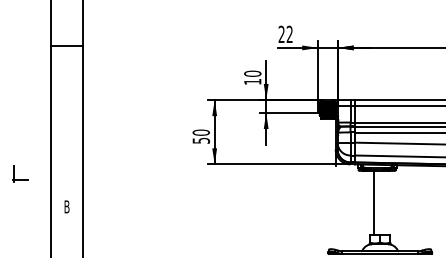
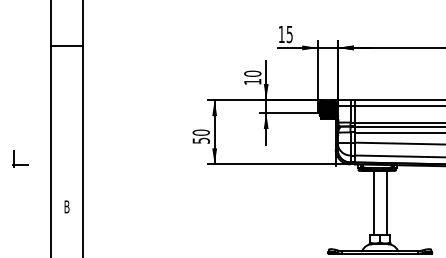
text: 22 -> 15 (285, 34)
part position: (20, 173) -> (20, 158) (20, 158)
line: none -> present (386, 202)
